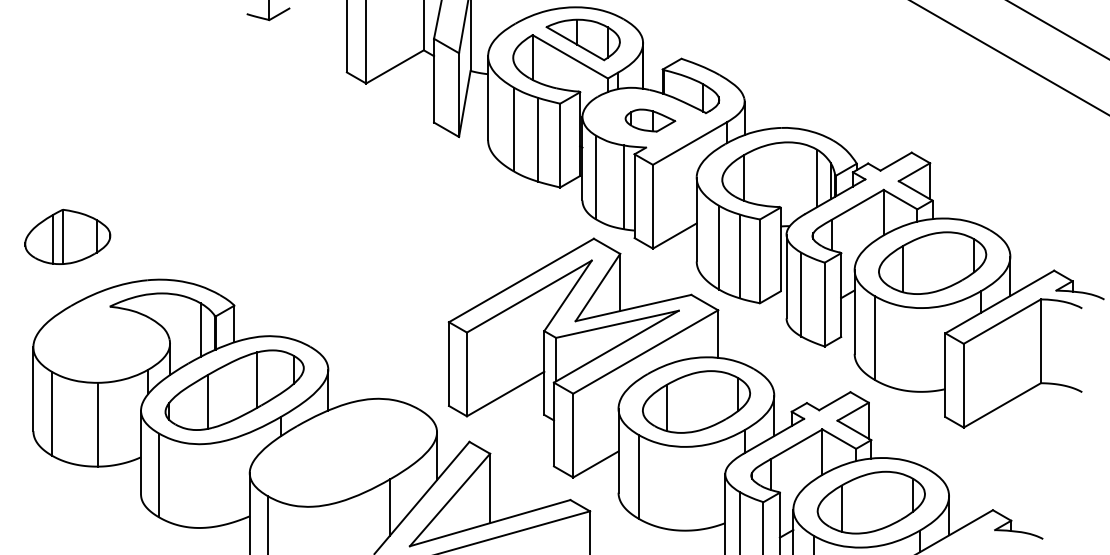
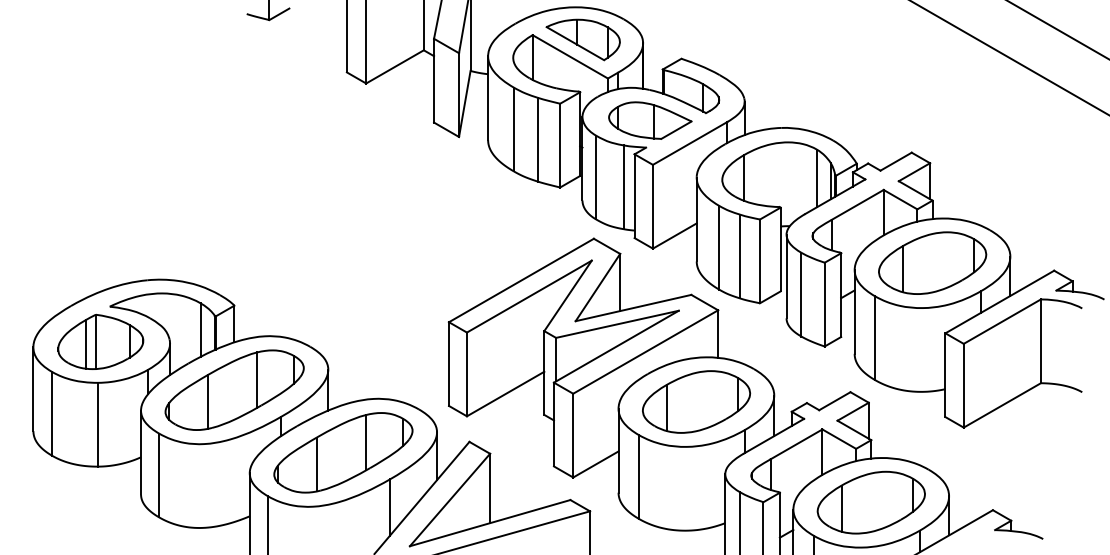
part size: 53x25 px -> 85x39 px (650, 120)
part position: (67, 236) -> (100, 341) (100, 341)
part: none -> present (343, 452)
